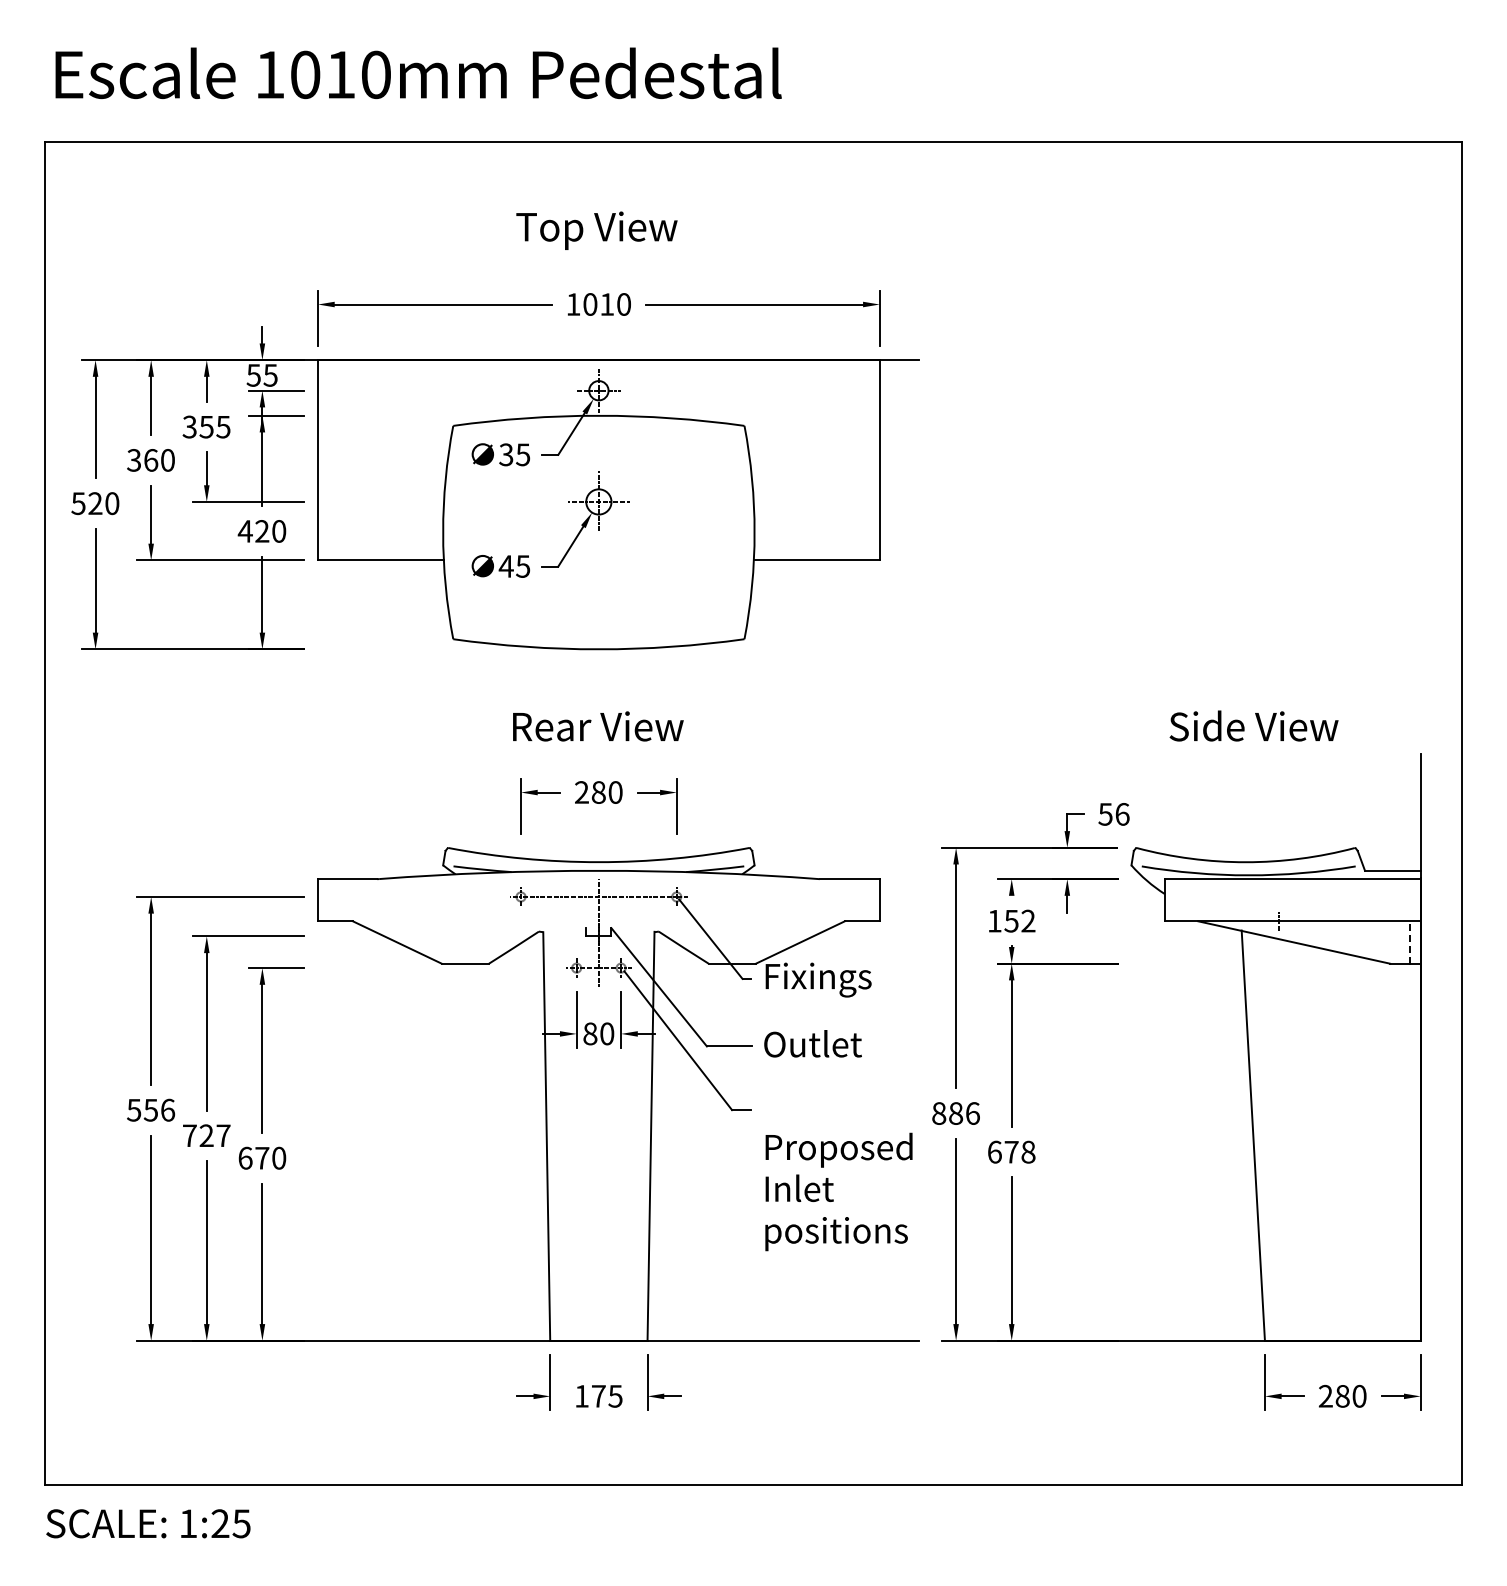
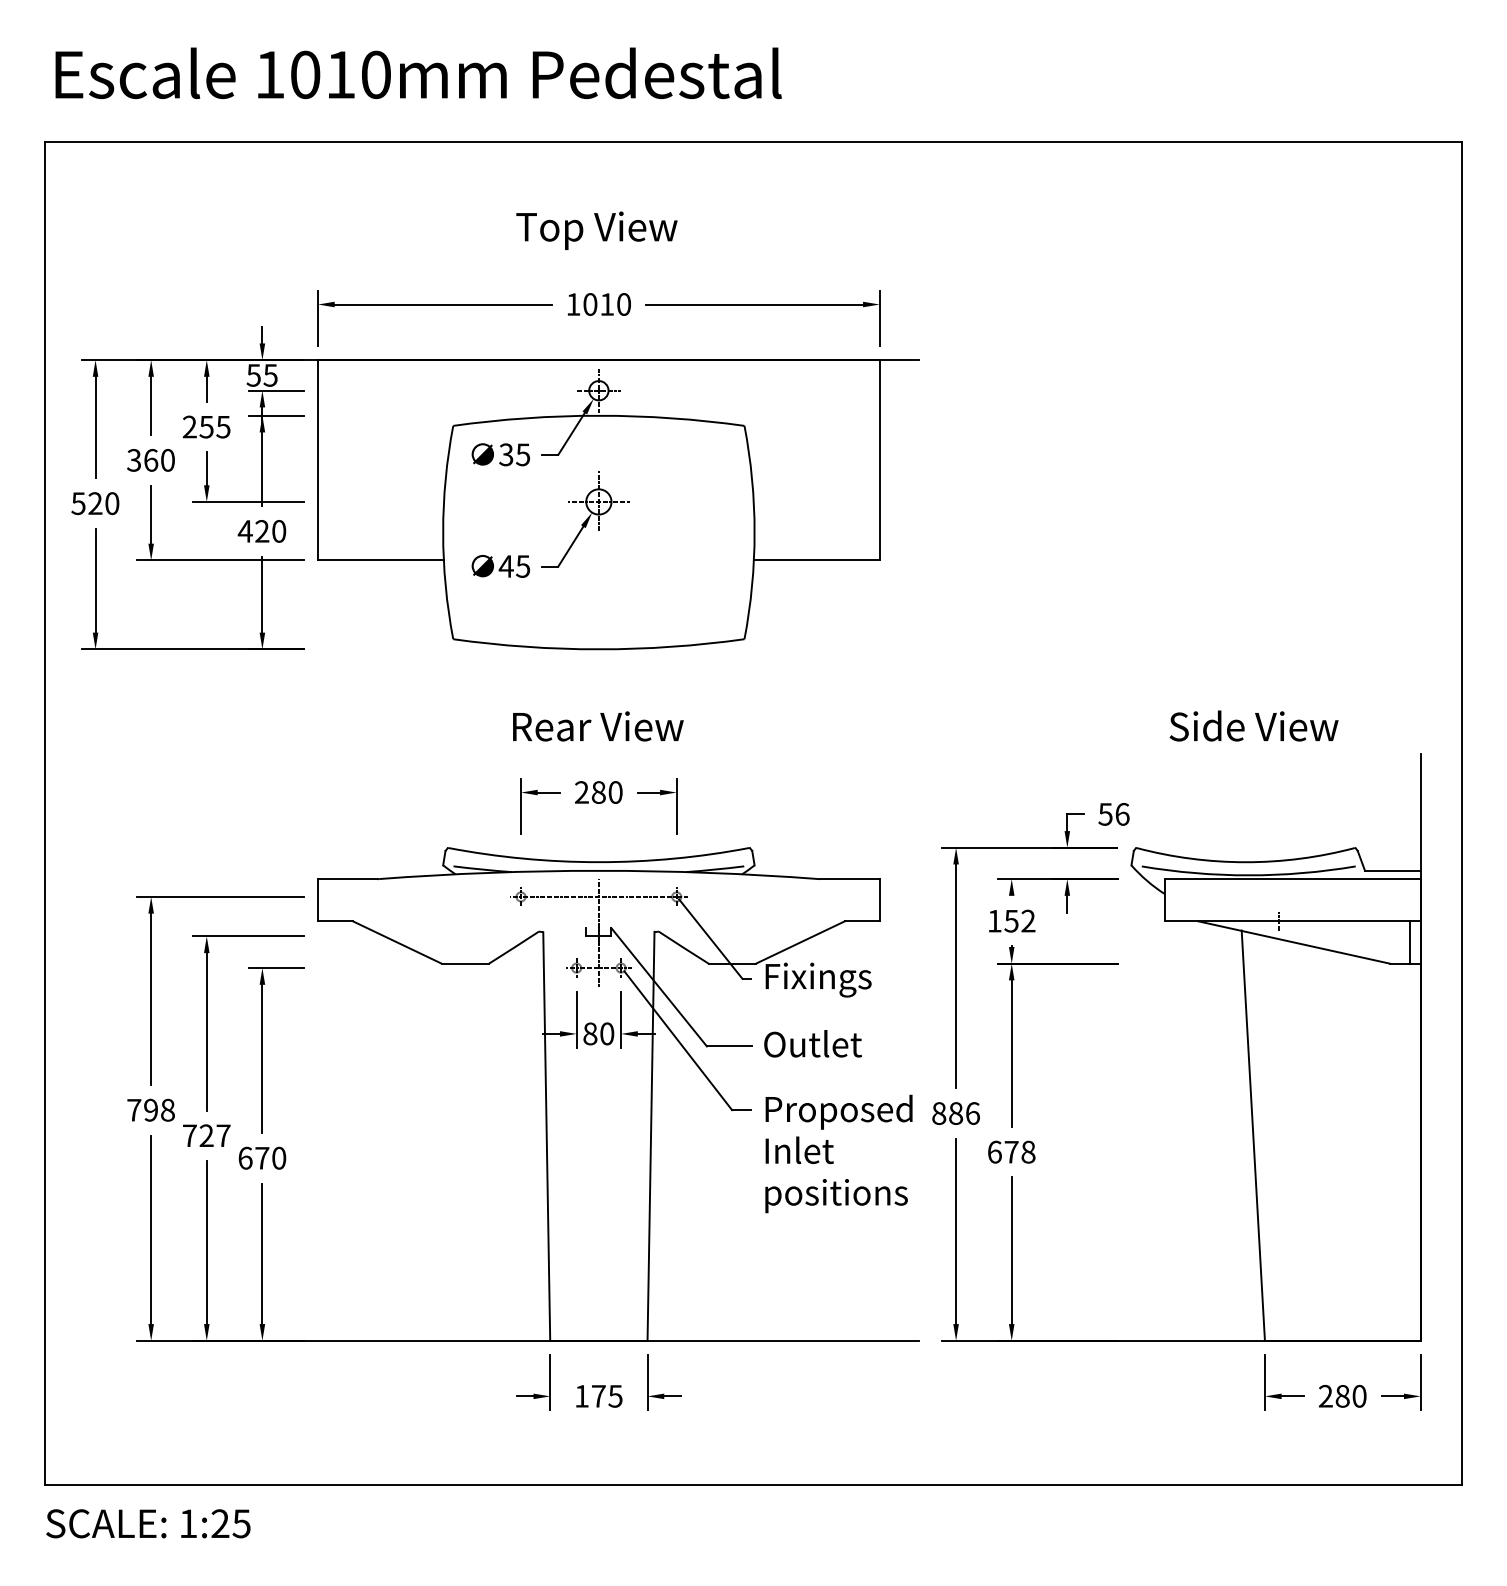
text: 355 -> 255 (189, 427)
line: dashed -> solid (1409, 942)
text: 556 -> 798 (151, 1109)
text position: (838, 1191) -> (838, 1153) (838, 1153)
